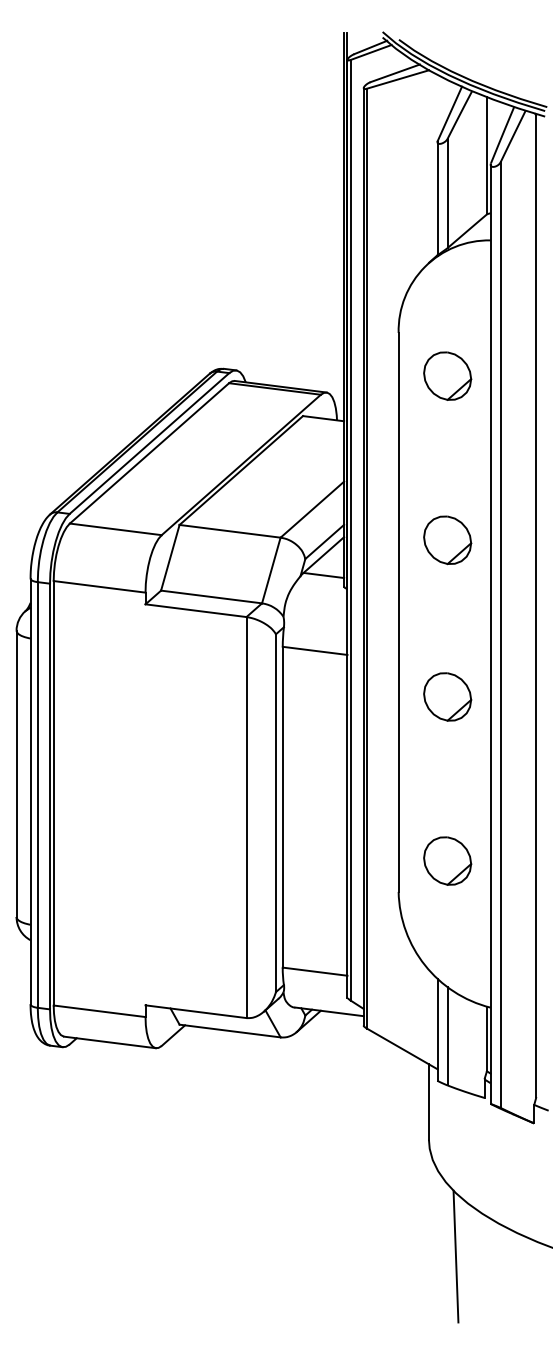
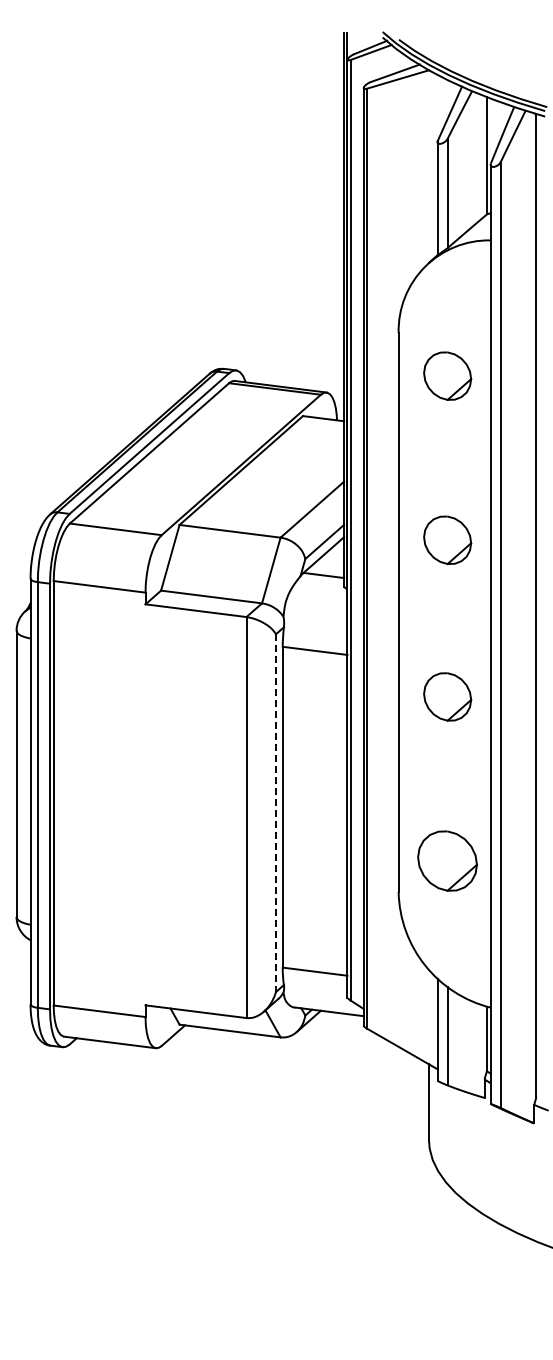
line: solid -> dashed (276, 813)
part size: 50x50 px -> 61x62 px (447, 860)
line: present -> none (455, 1256)
